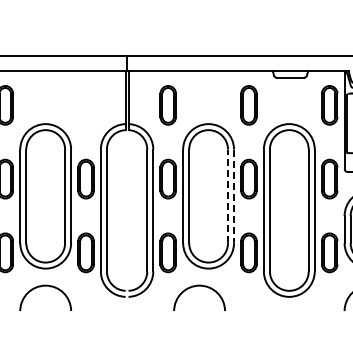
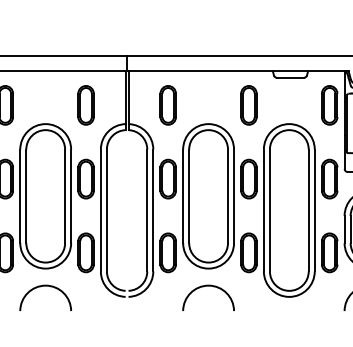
part: none -> present (85, 105)
line: dashed -> solid (228, 196)
line: dashed -> solid (234, 196)
arc position: (199, 286) -> (208, 286) (208, 286)
